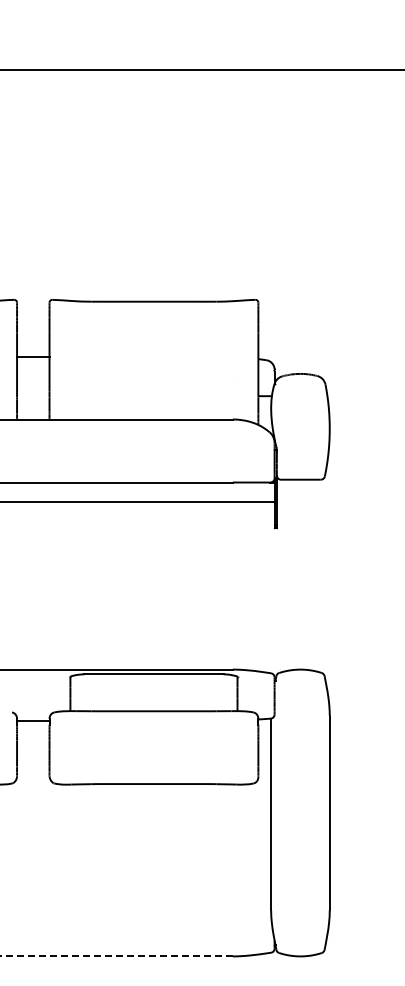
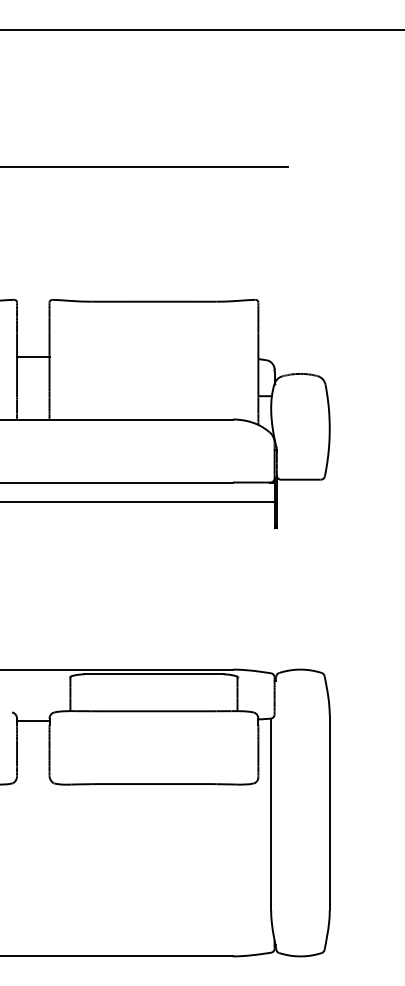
line position: (201, 69) -> (201, 29) (201, 29)
line: none -> present (145, 166)
line: dashed -> solid (115, 956)
